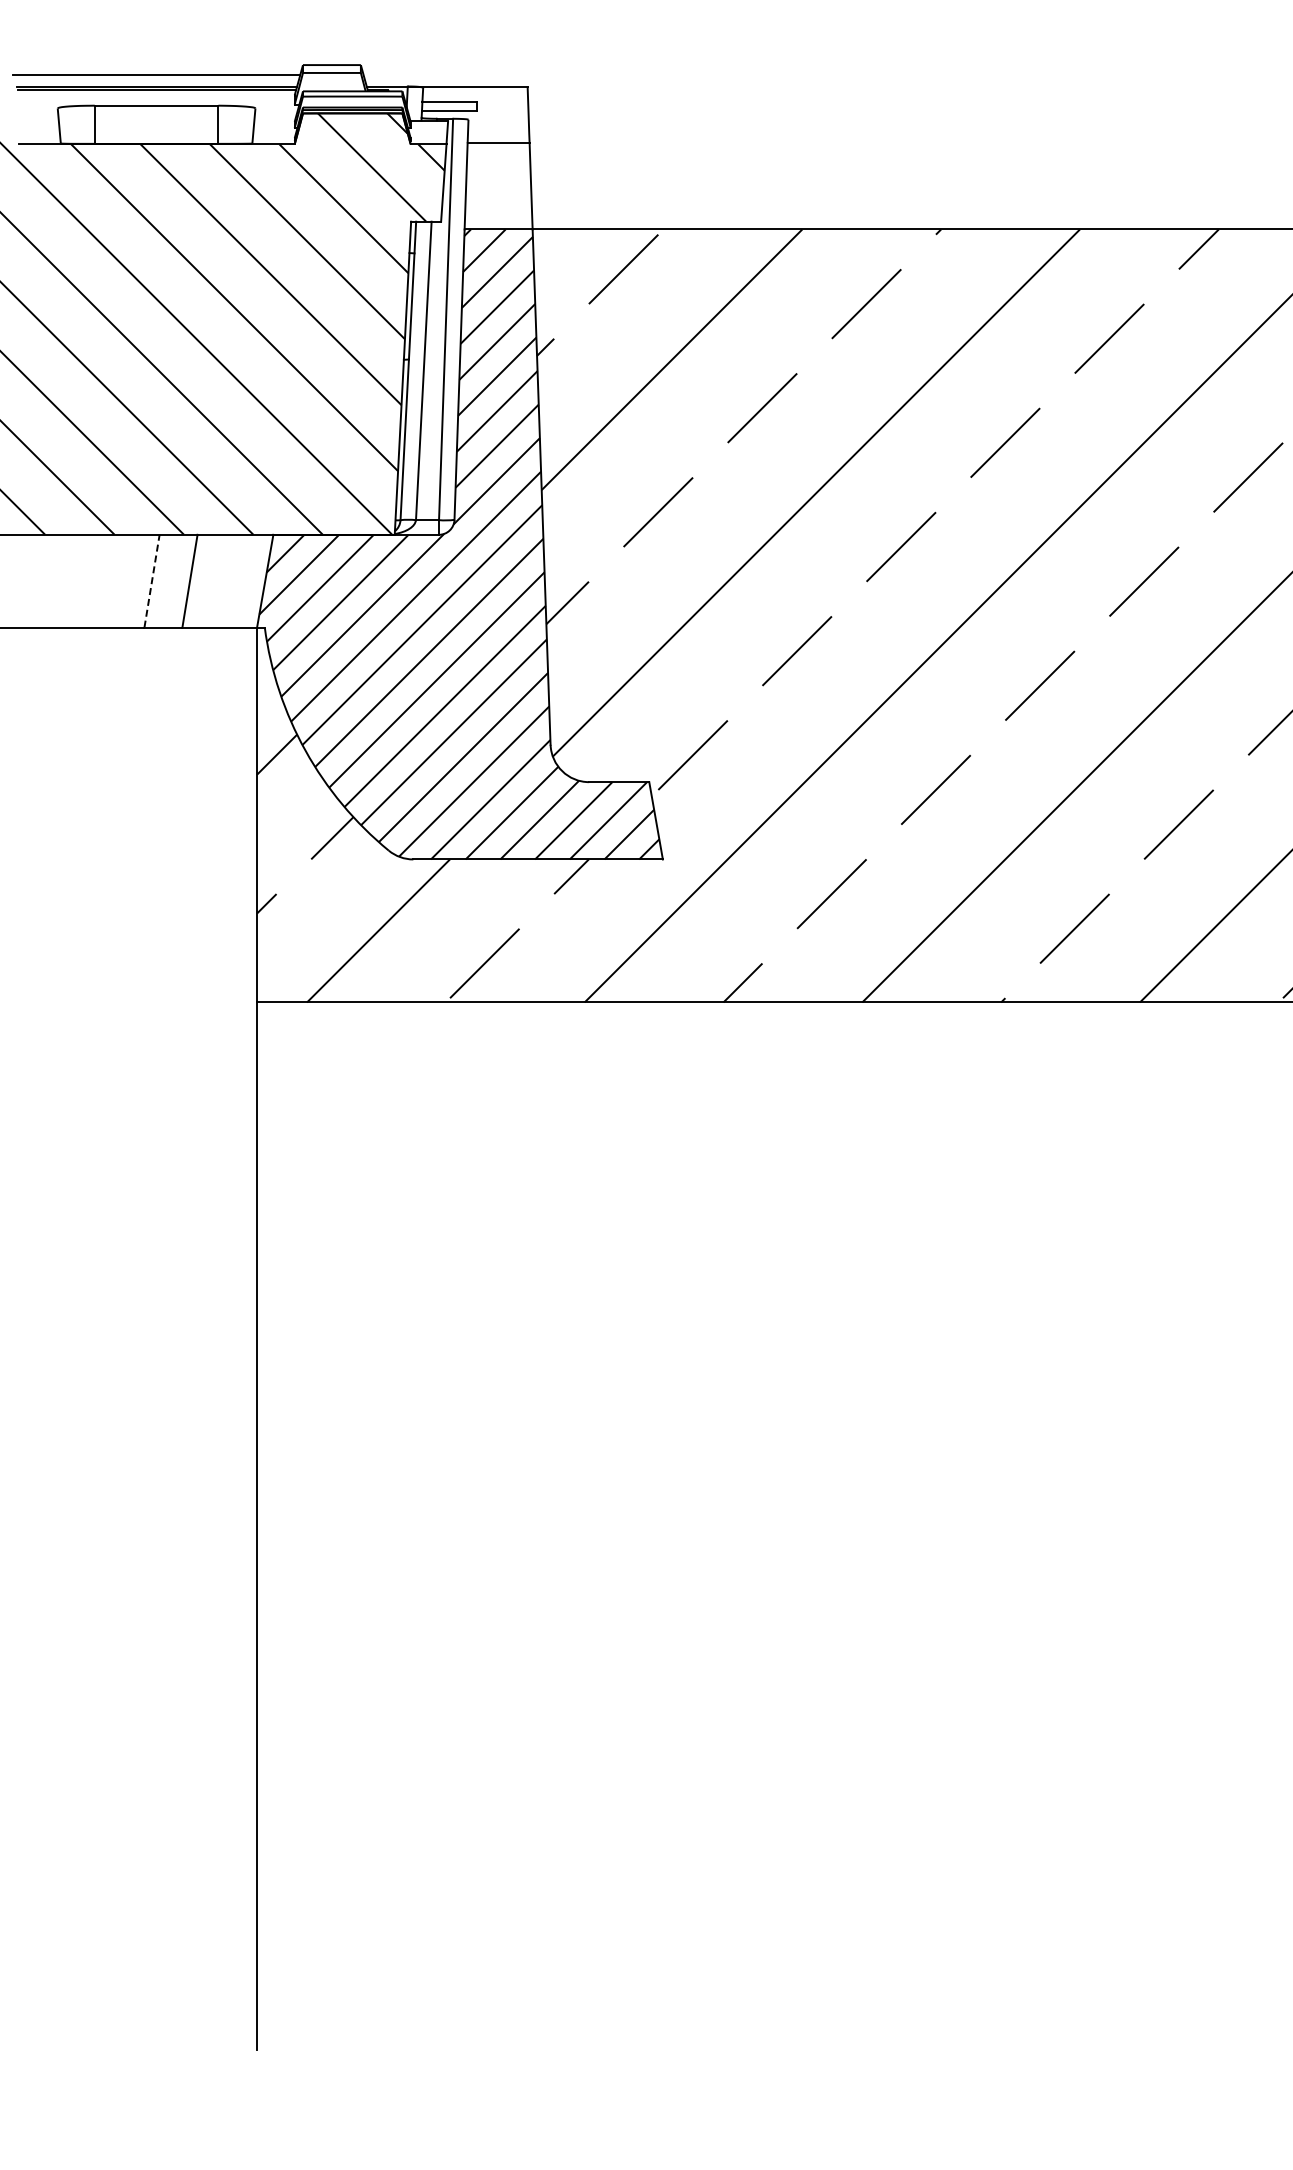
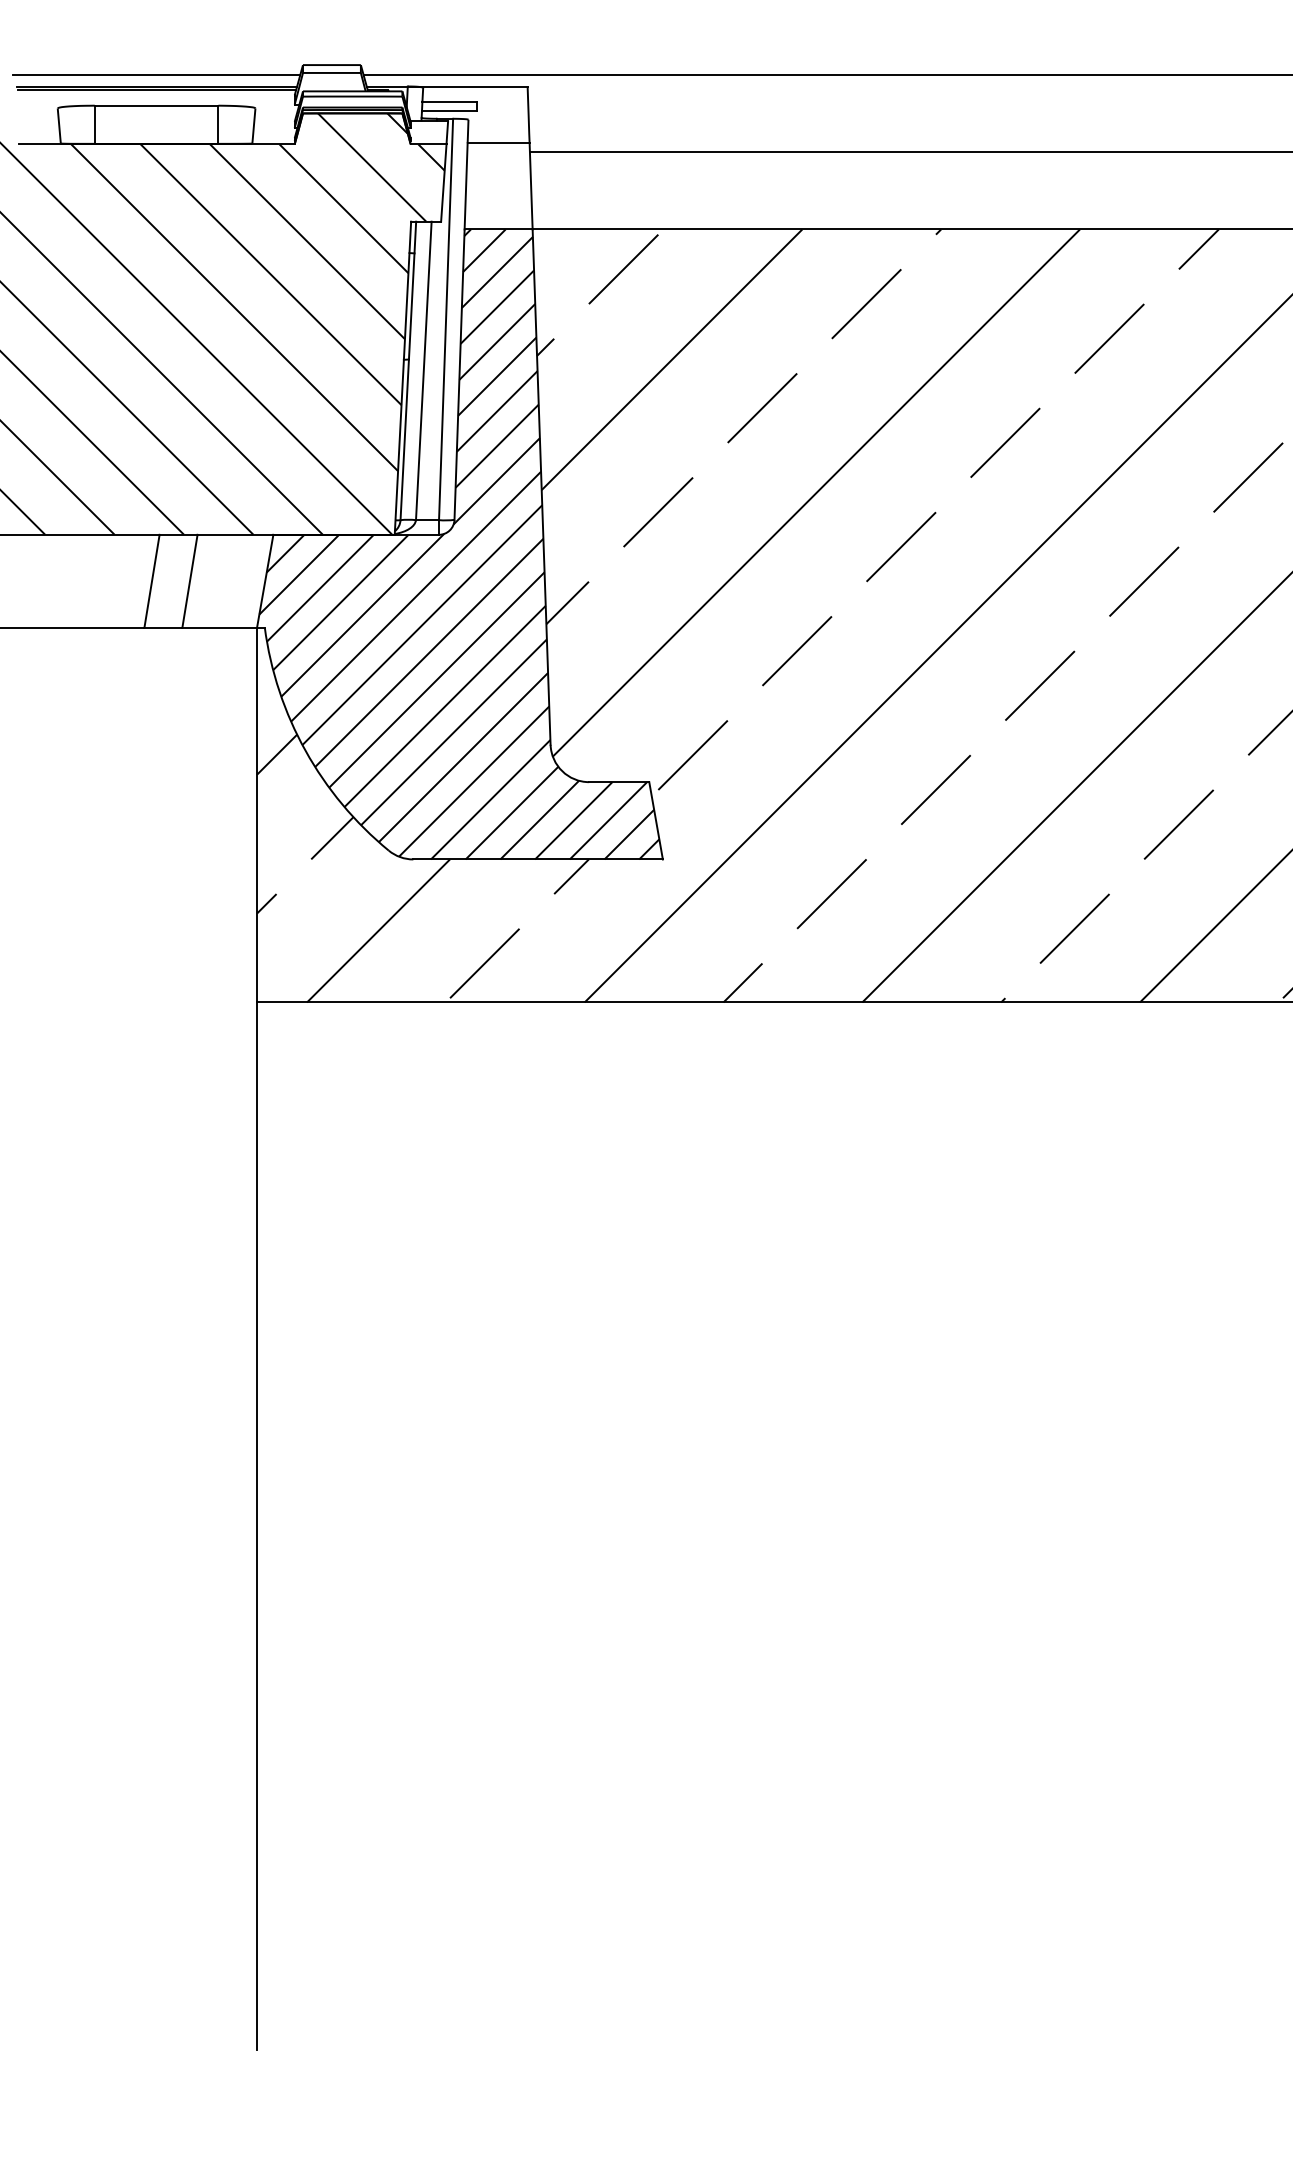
line: none -> present (826, 74)
line: none -> present (909, 152)
line: dashed -> solid (152, 581)
